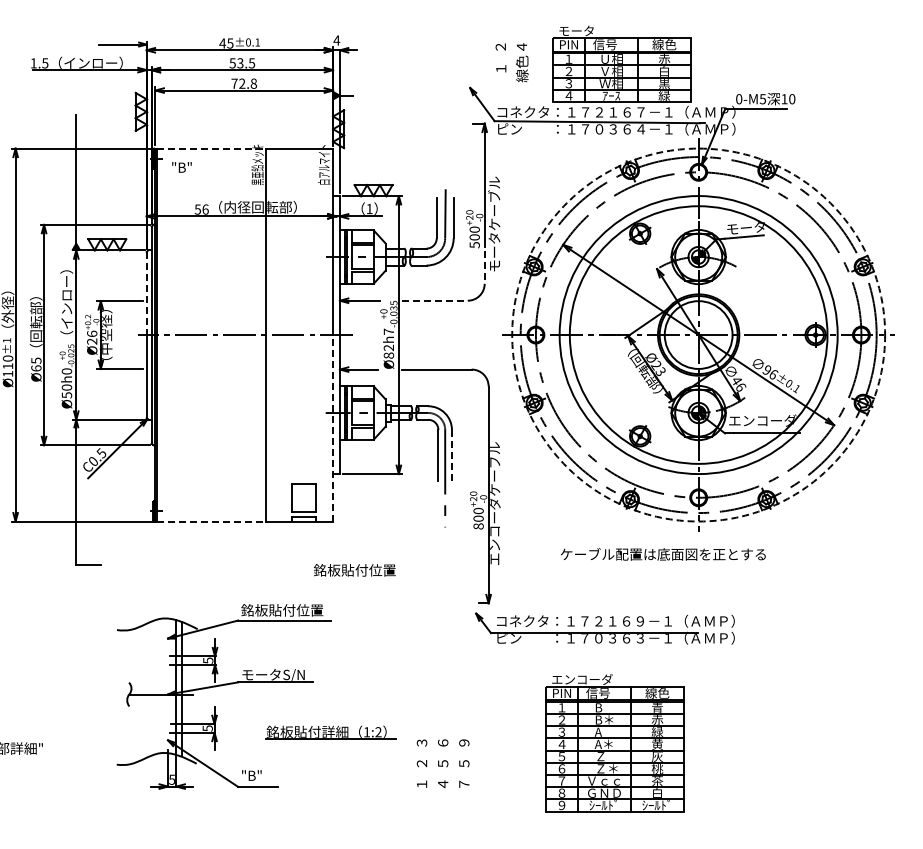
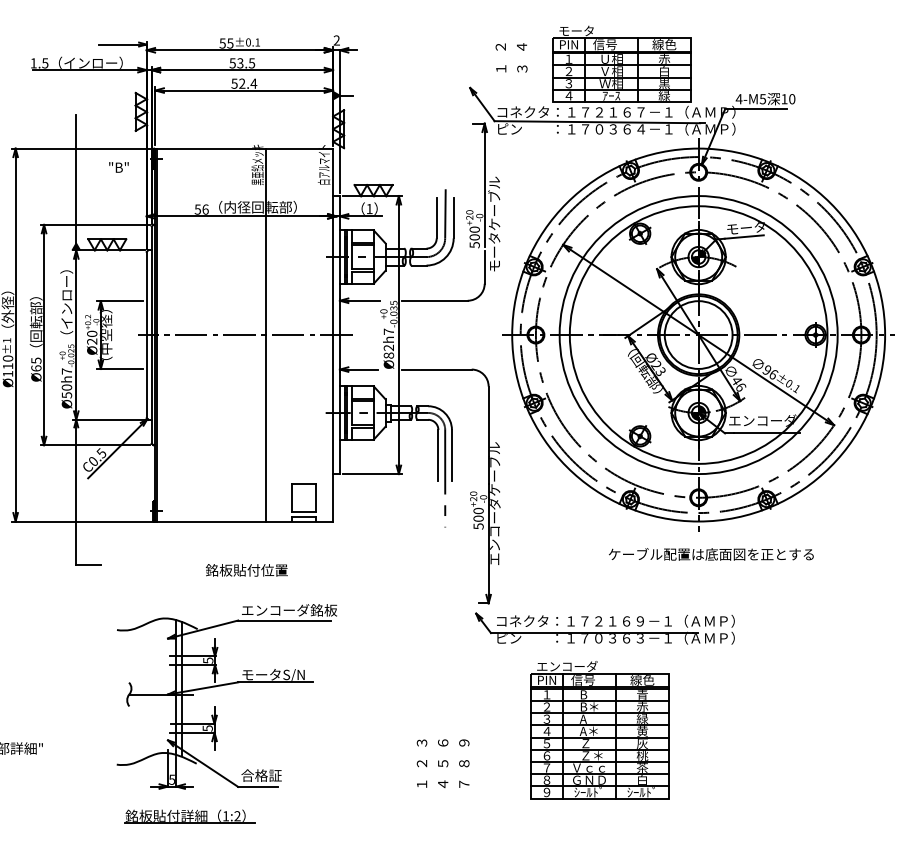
text: 4 -> 2 (336, 40)
text: 45 -> 55 (222, 43)
text: 線色 -> ３ (522, 68)
text: 72.8 -> 52.4 (244, 83)
text: 0-M5 -> 4-M5 (738, 99)
line: dashed -> solid (212, 148)
text position: (181, 167) -> (118, 167) (118, 167)
line: dashed -> solid (484, 268)
line: dashed -> solid (146, 293)
line: dashed -> solid (434, 300)
text: Ø26 -> Ø20 (92, 333)
circle: dashed -> solid (698, 334)
text: Ø50h0 -> Ø50h7 (66, 371)
line: dashed -> solid (333, 427)
line: dashed -> solid (451, 454)
line: dashed -> solid (212, 521)
text: 800 -> 500 (478, 526)
text position: (663, 554) -> (711, 554) (711, 554)
text position: (354, 570) -> (246, 570) (246, 570)
text: 銘板貼付位置 -> エンコーダ銘板 (289, 610)
part position: (330, 732) -> (189, 816) (189, 816)
part position: (614, 743) -> (599, 730) (599, 730)
text: ５ -> ８ (464, 763)
text: "B" -> 合格証 (261, 775)
